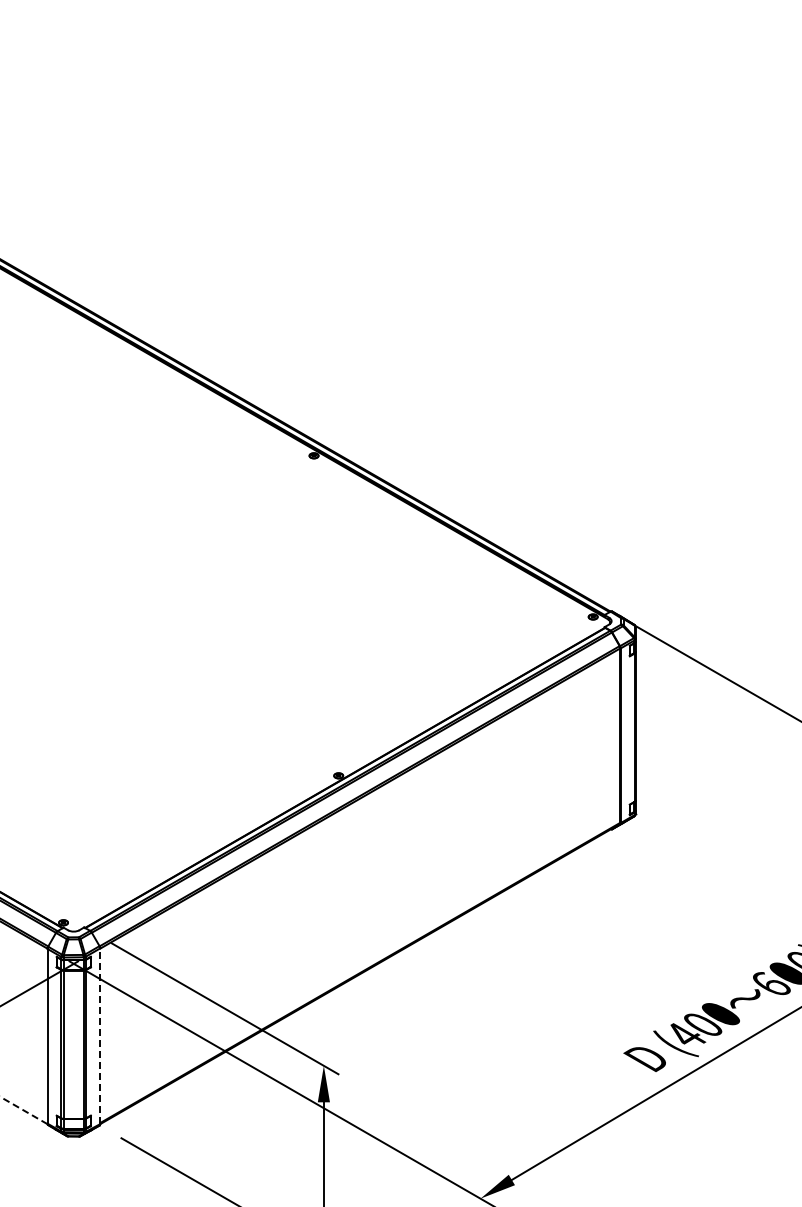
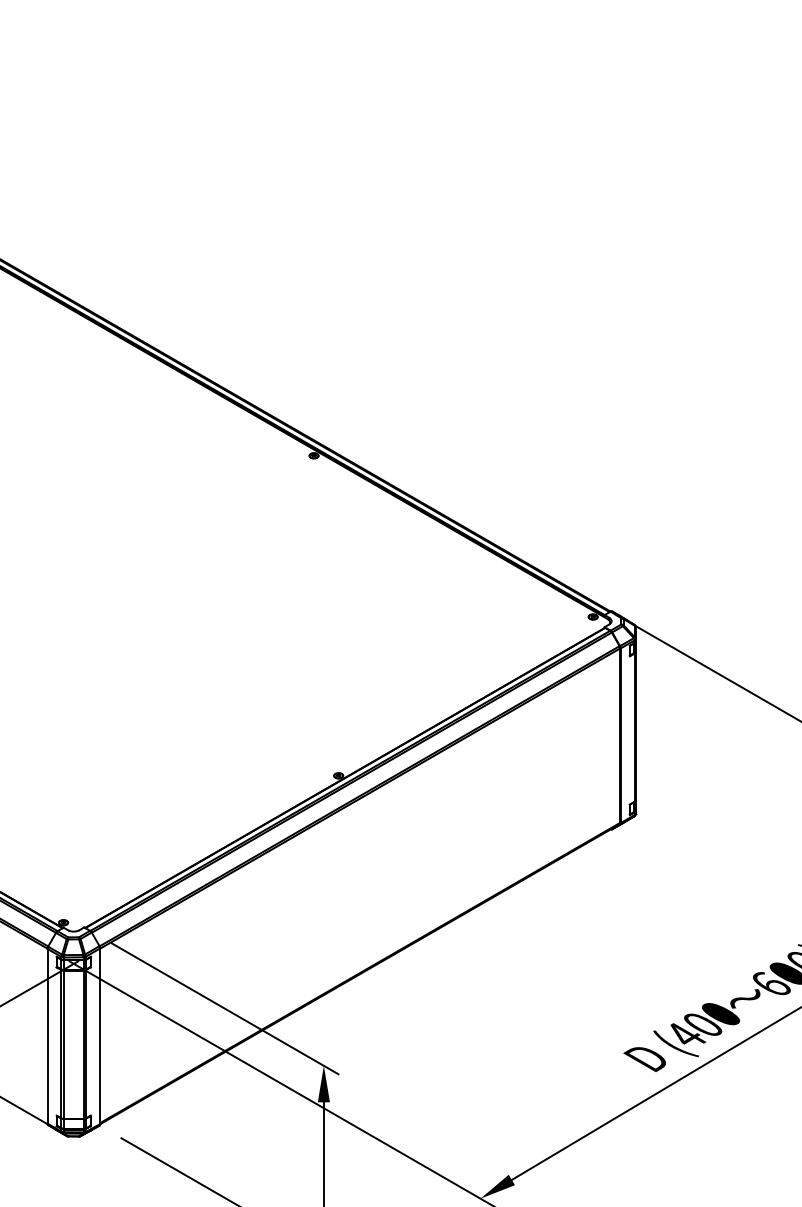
line: dashed -> solid (100, 1036)
line: dashed -> solid (24, 1110)
